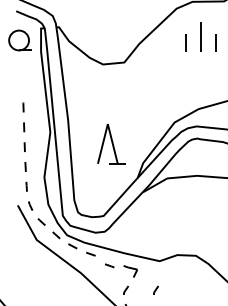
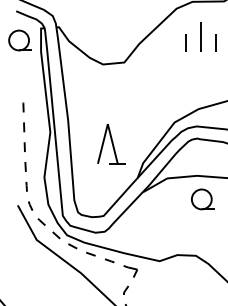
part: none -> present (202, 199)
part position: (109, 265) -> (109, 260) (109, 260)
part: present -> none (155, 289)
